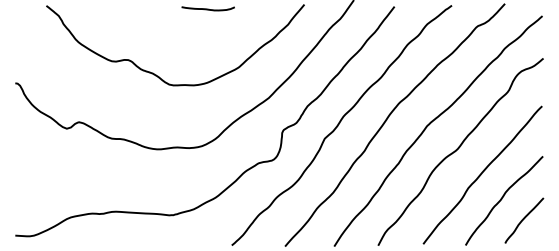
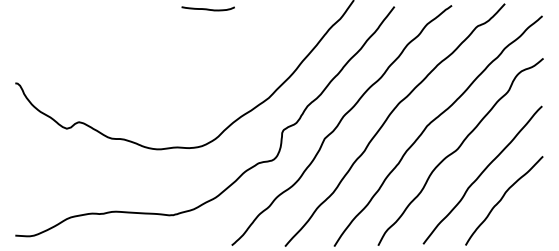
curve: present -> none (158, 75)
curve: present -> none (524, 219)
